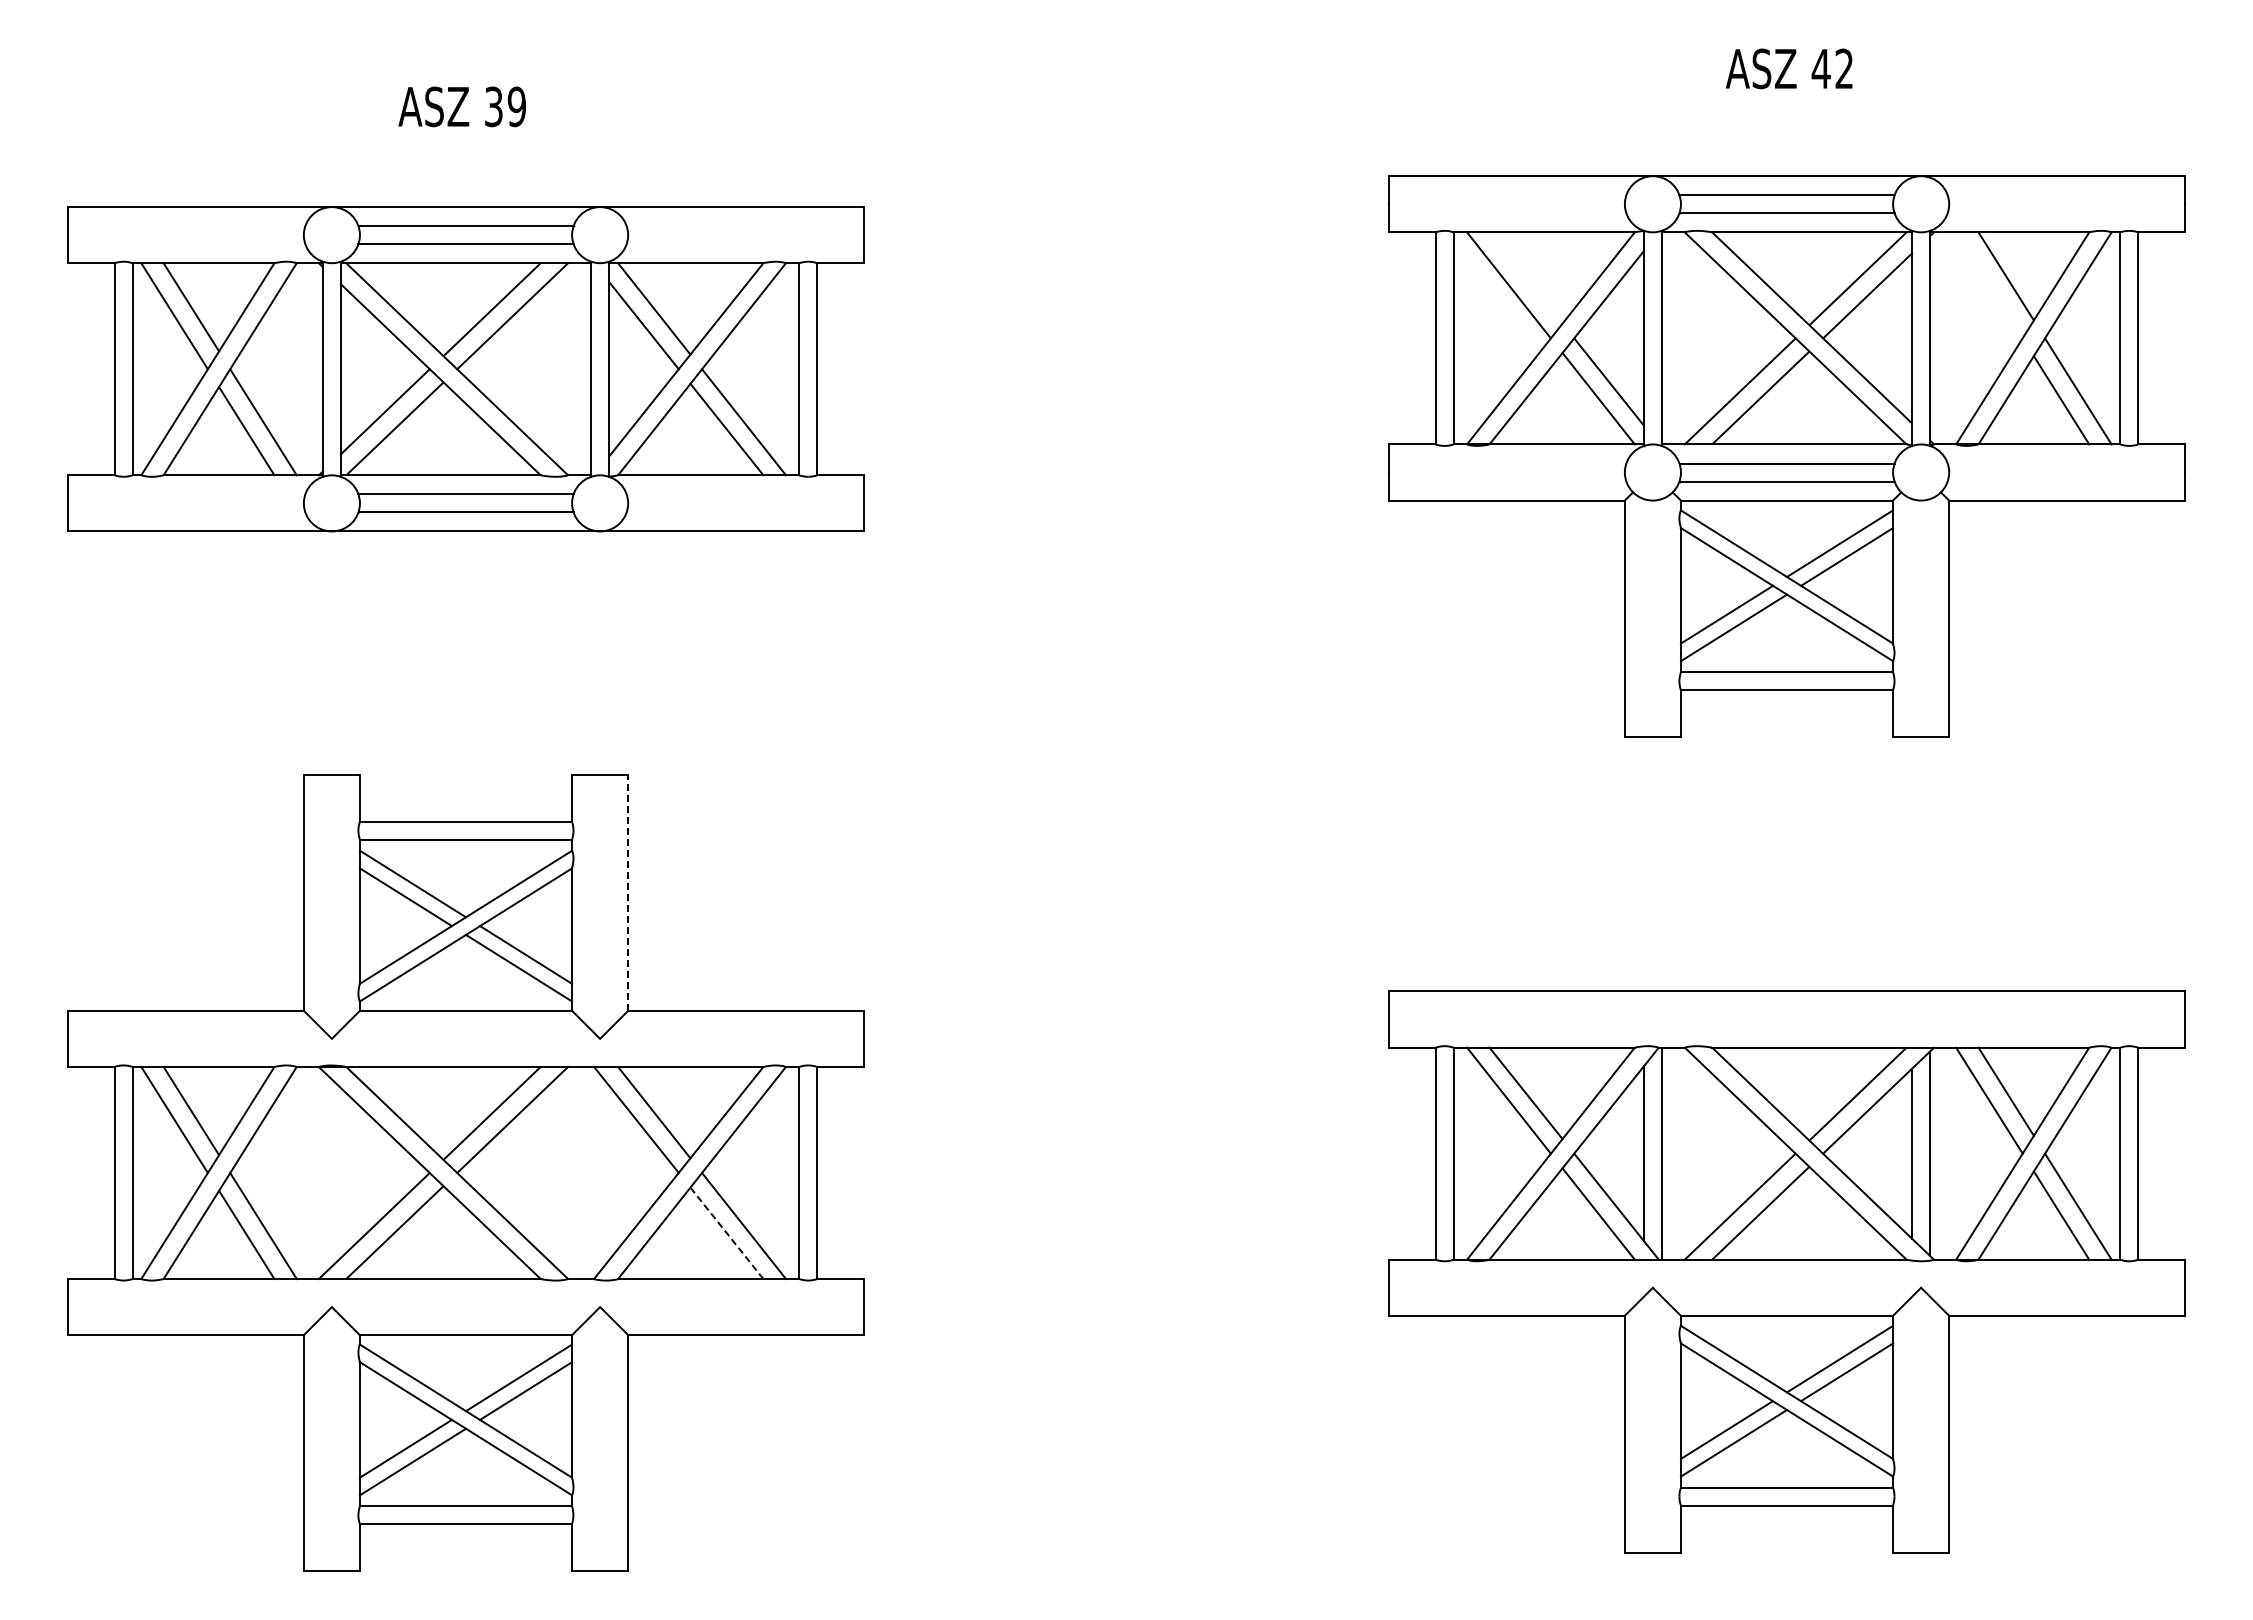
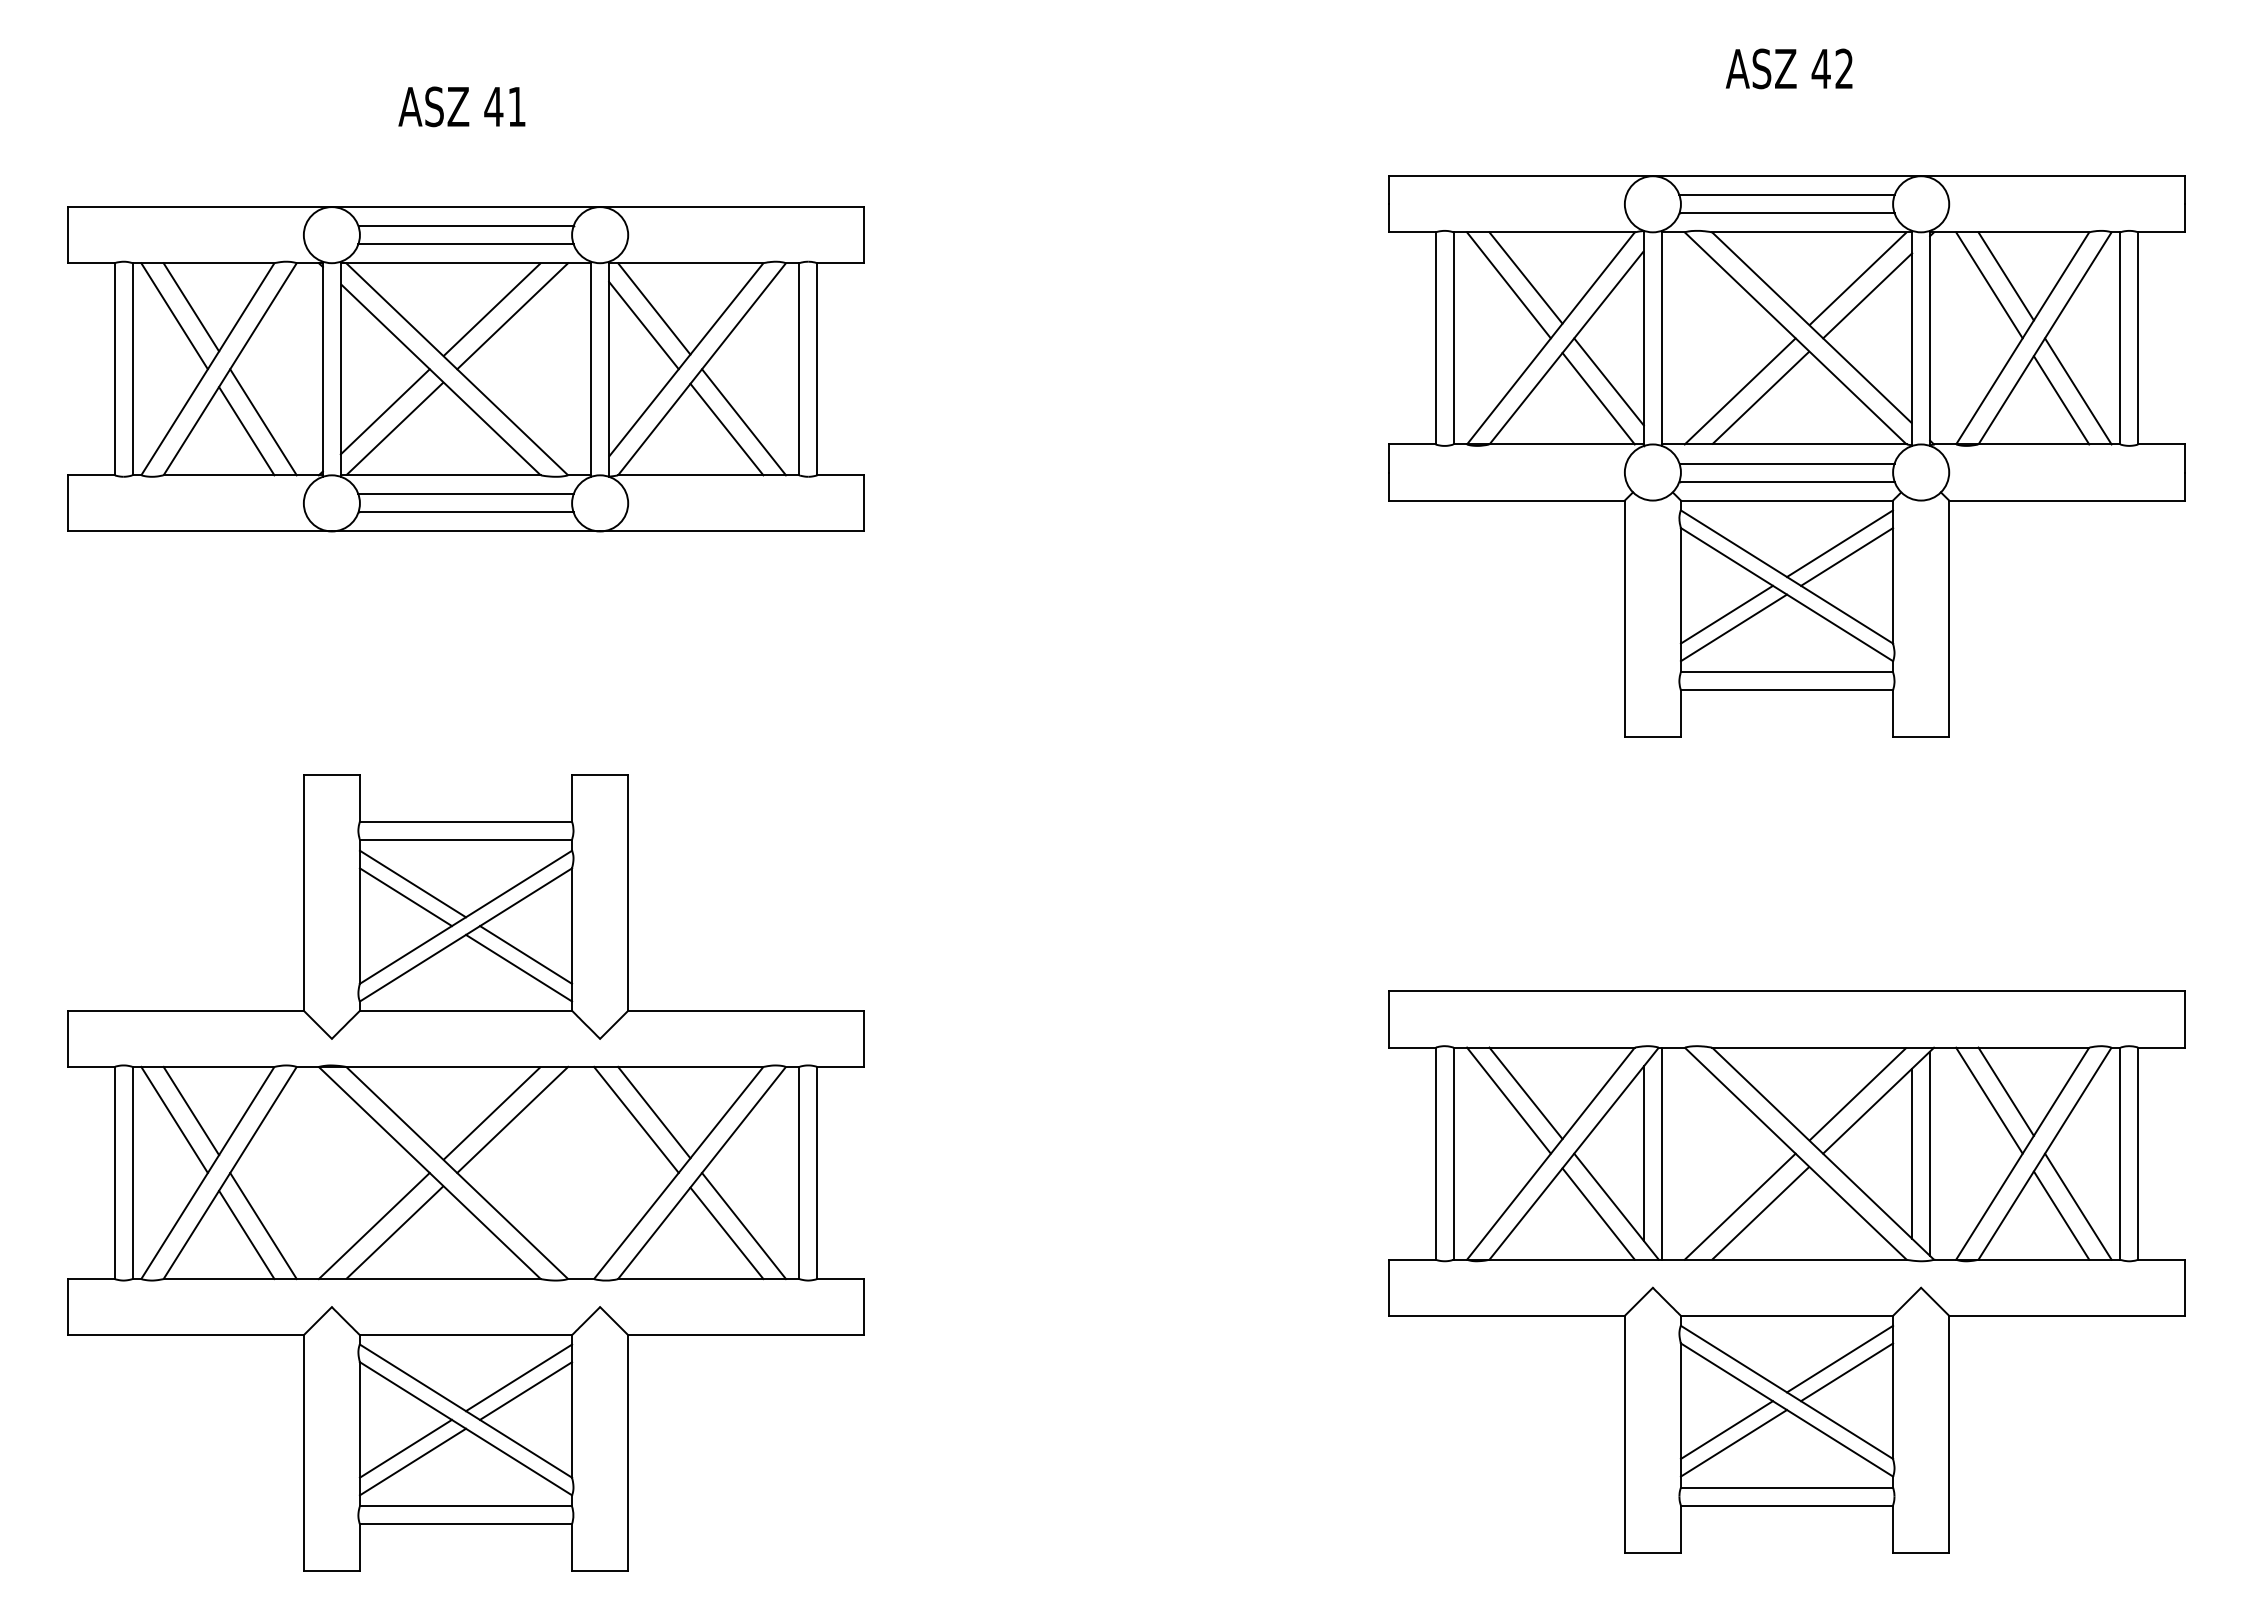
text: 39 -> 41 (505, 106)
line: none -> present (1525, 277)
line: none -> present (1989, 285)
line: dashed -> solid (628, 892)
line: dashed -> solid (727, 1233)
